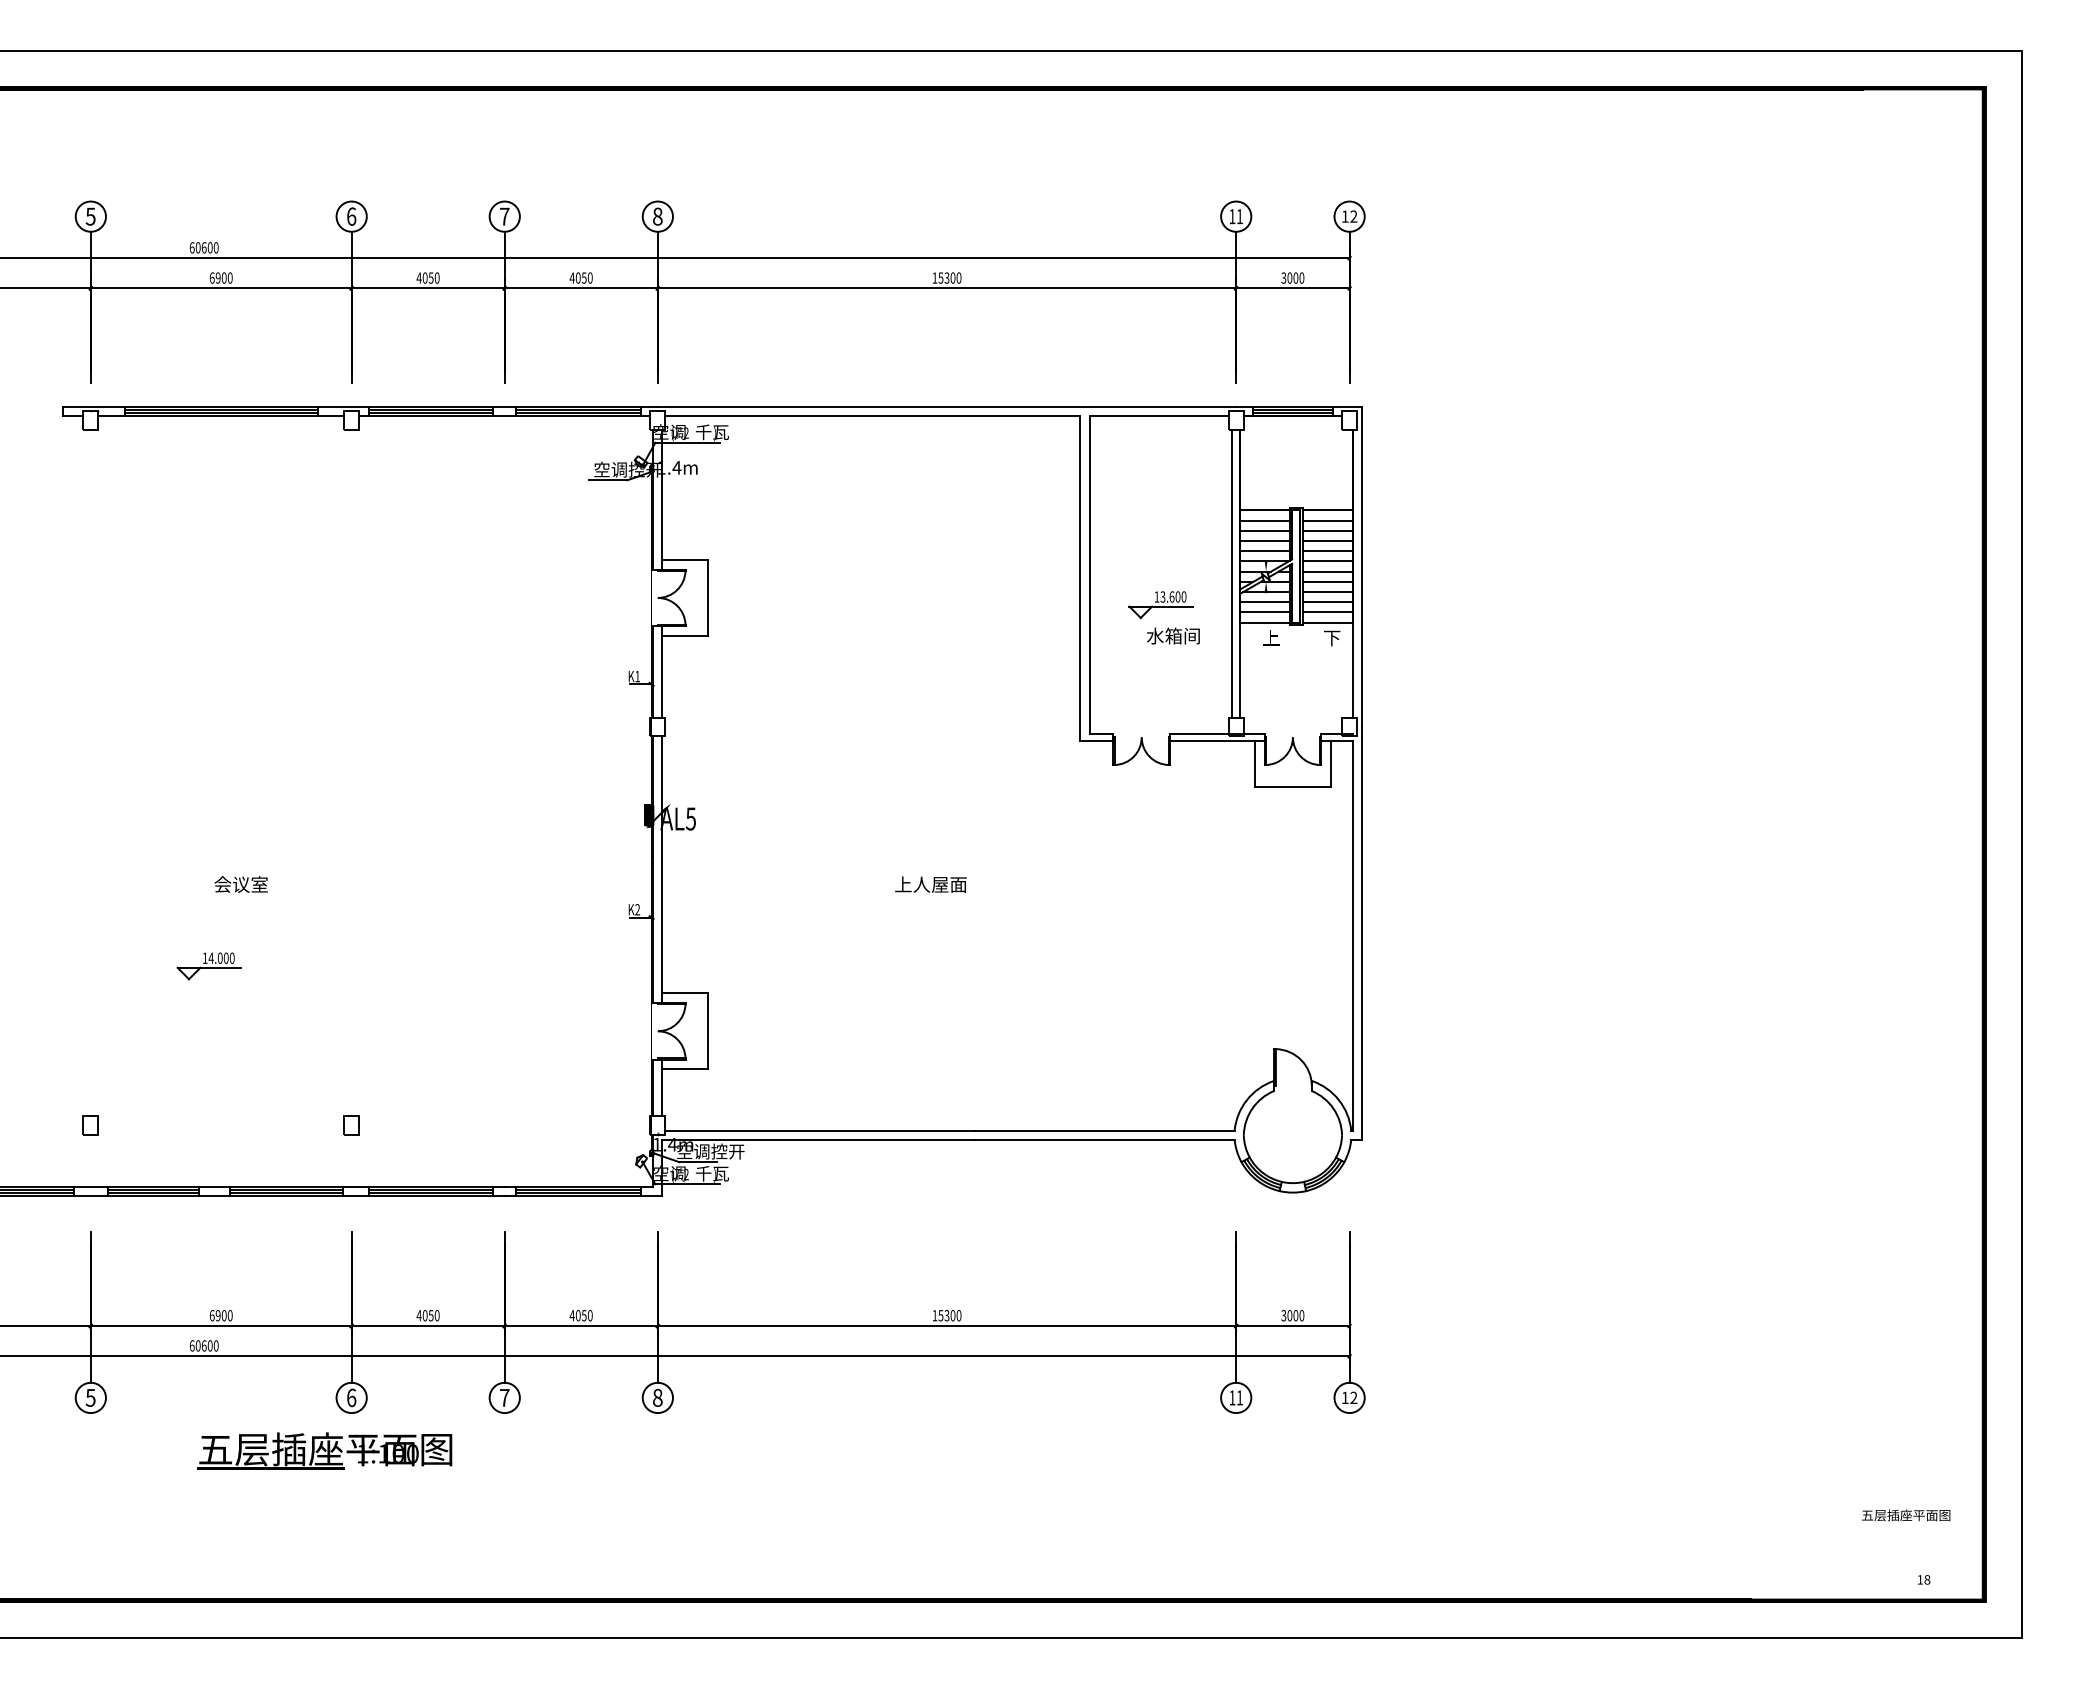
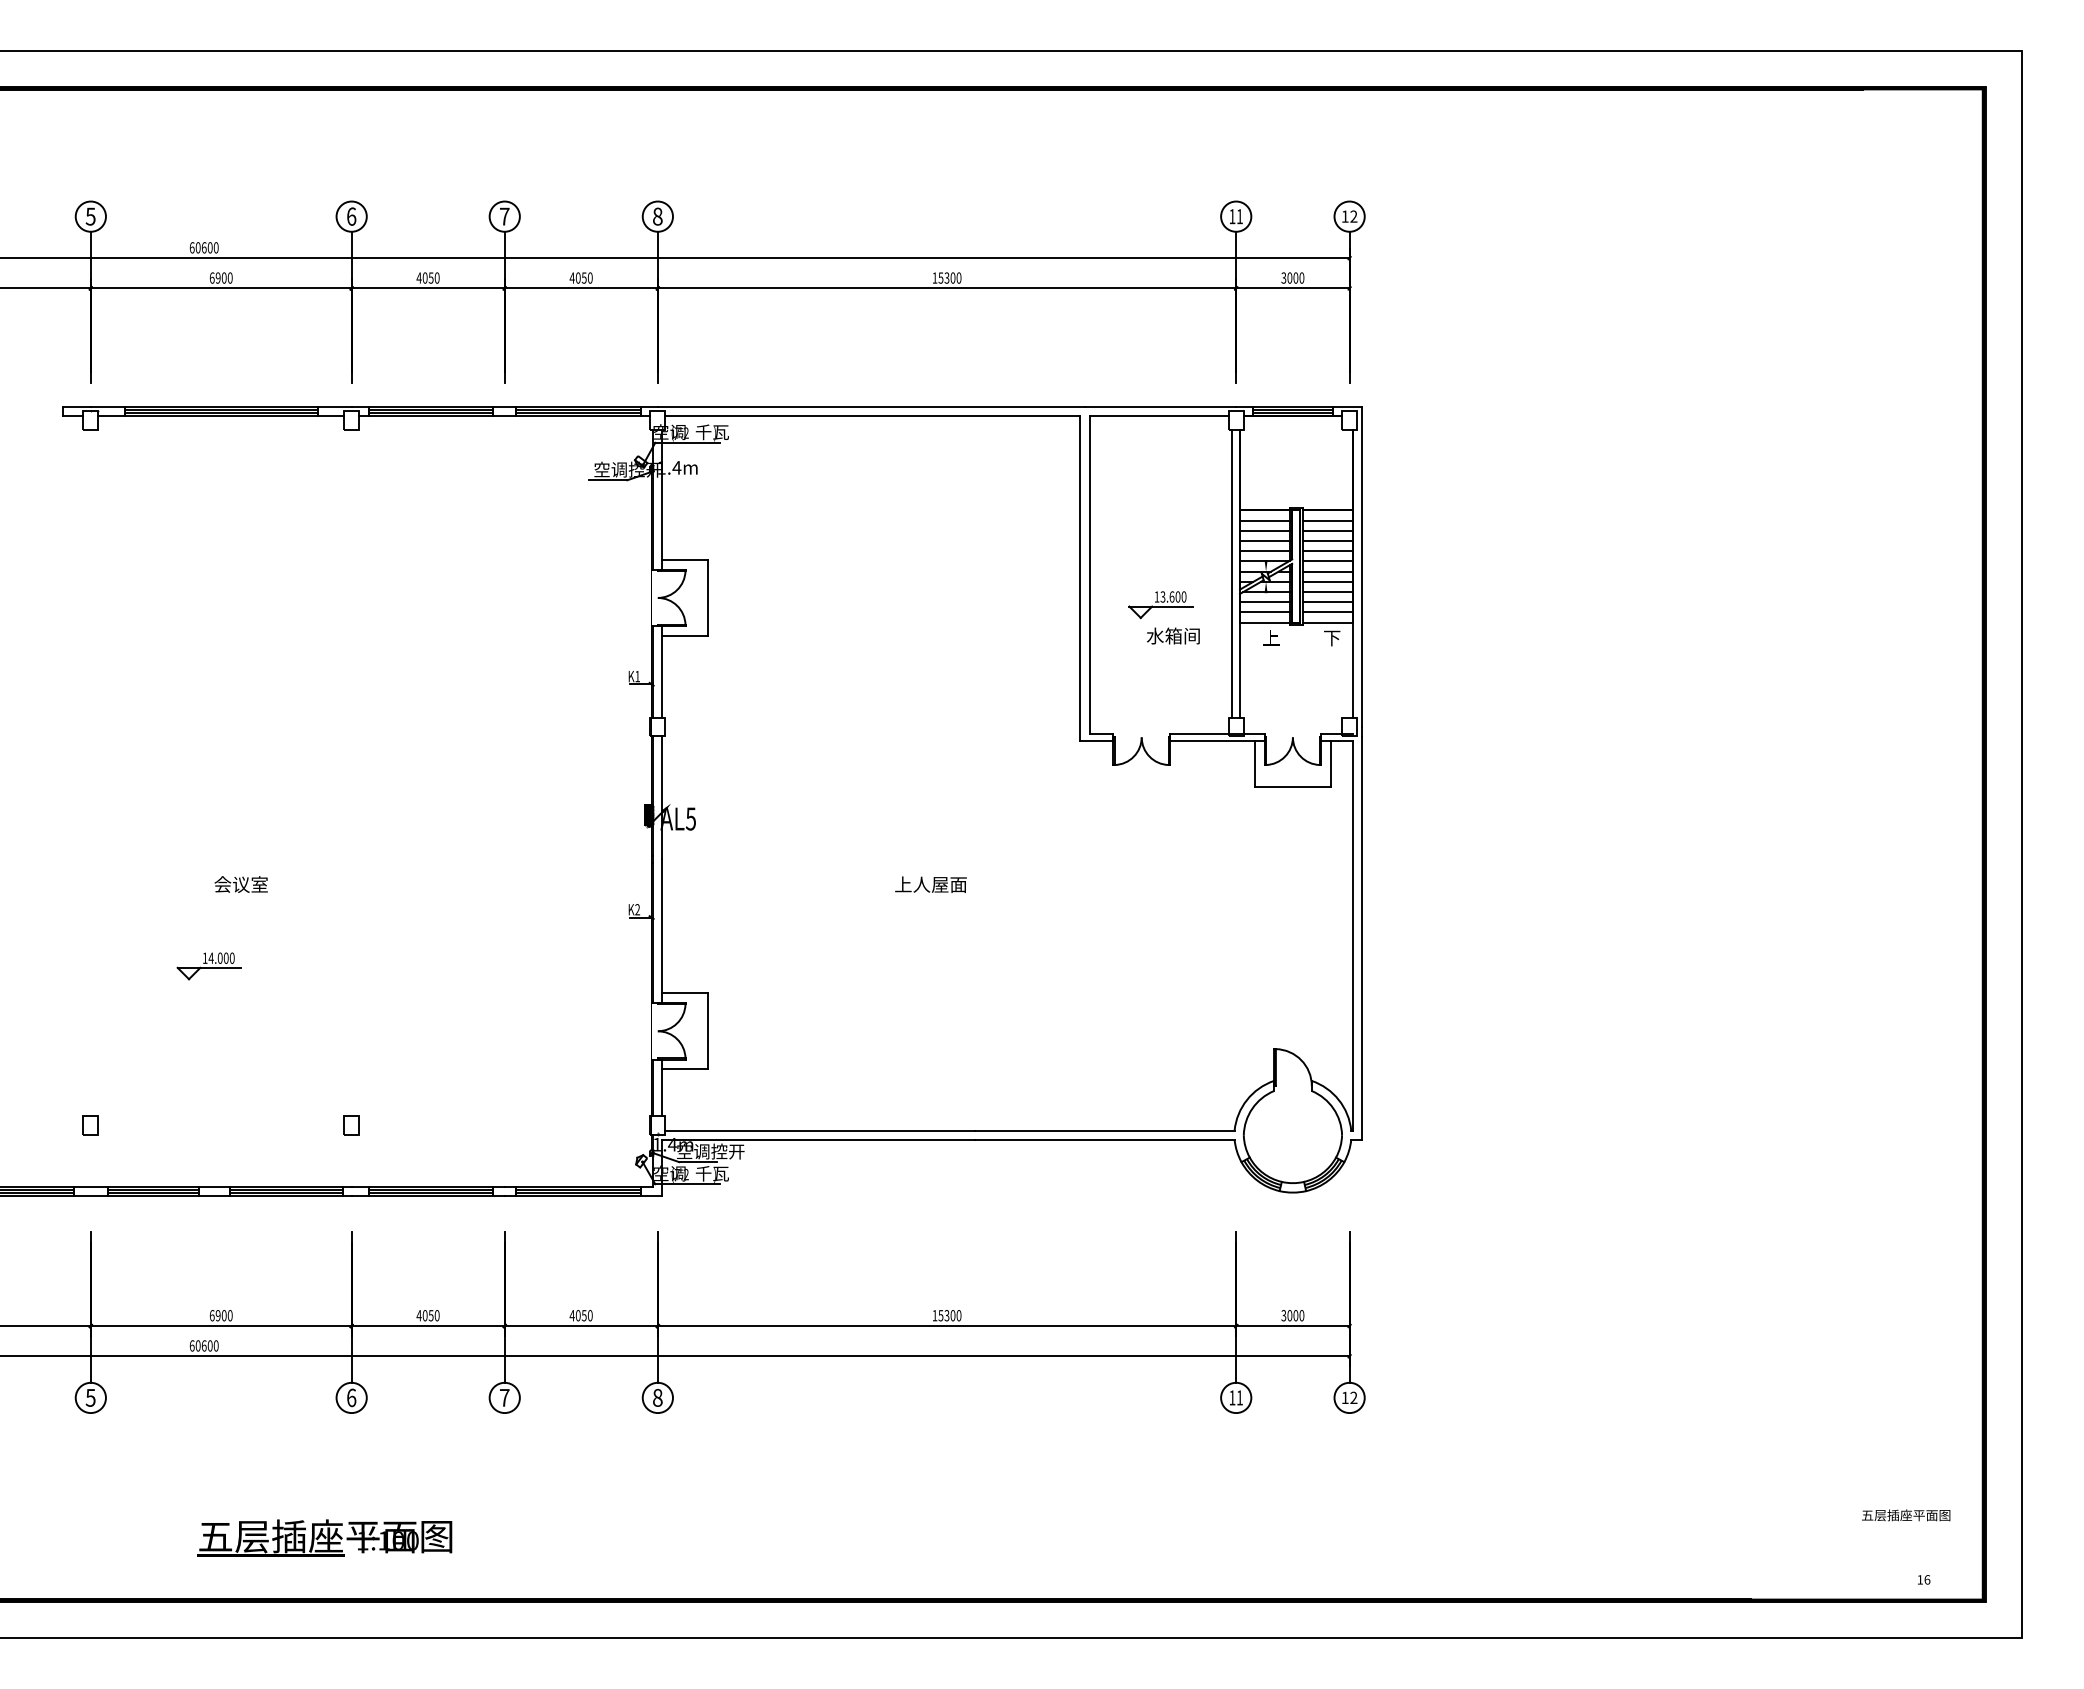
text position: (324, 1450) -> (324, 1537) (324, 1537)
text: 18 -> 16 (1927, 1579)
